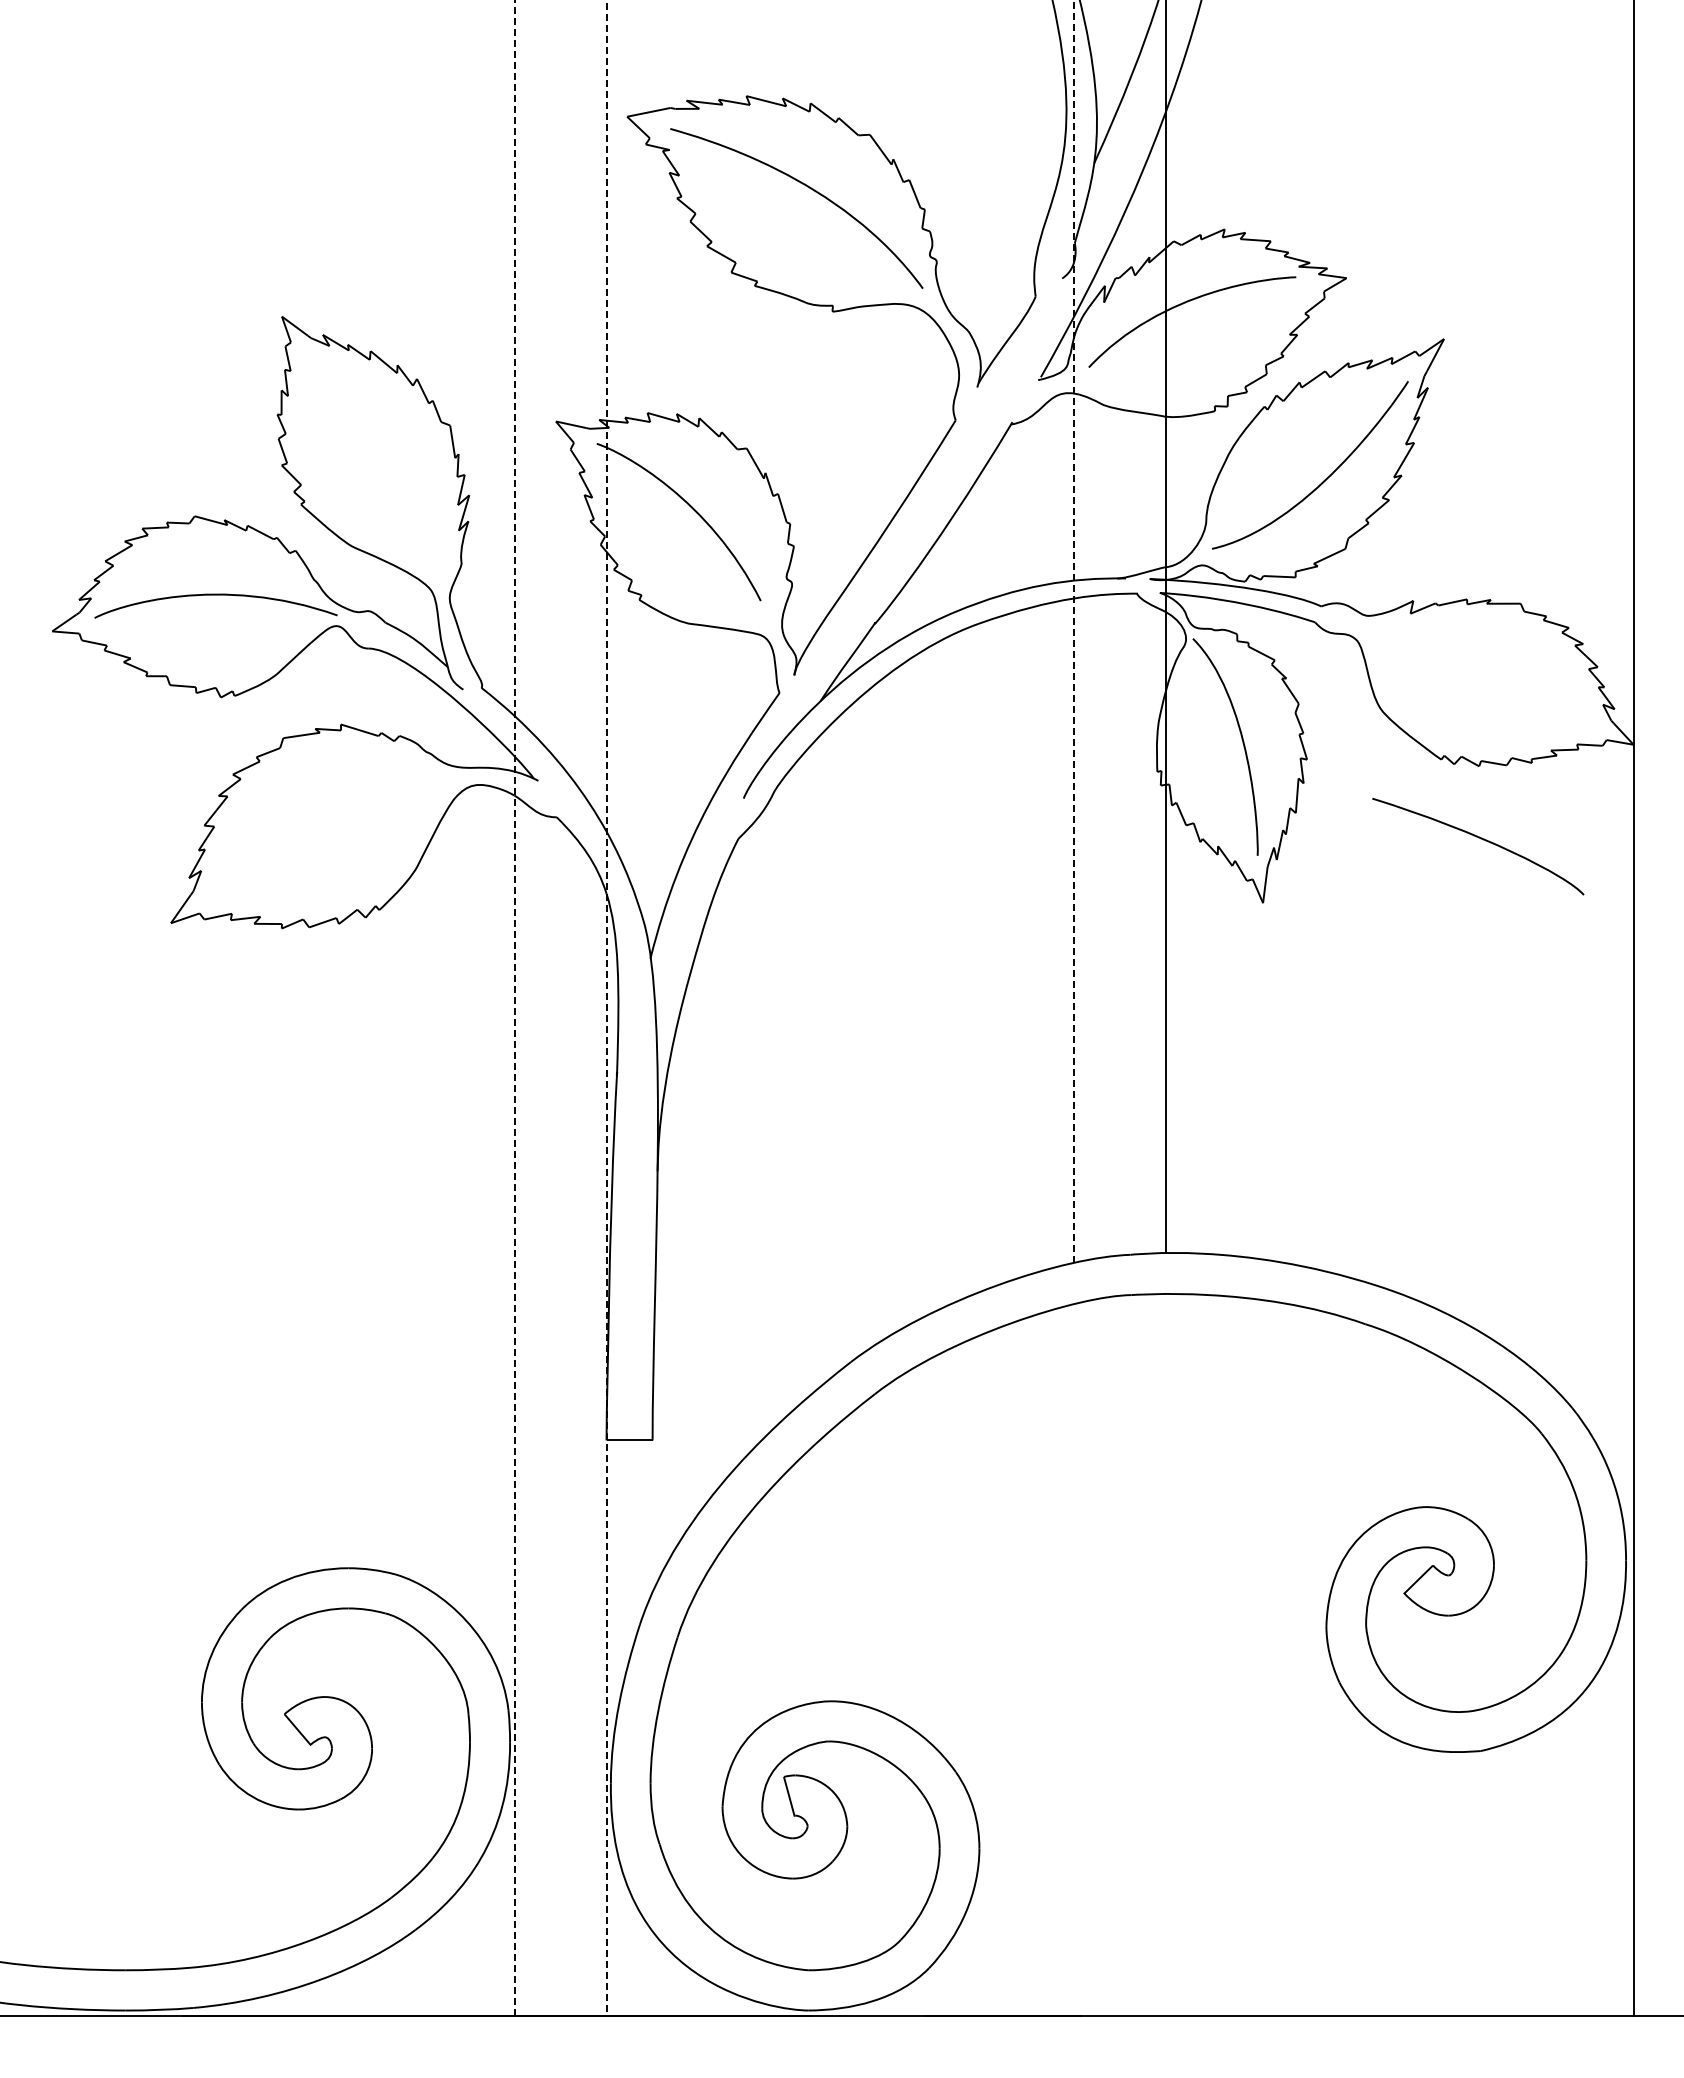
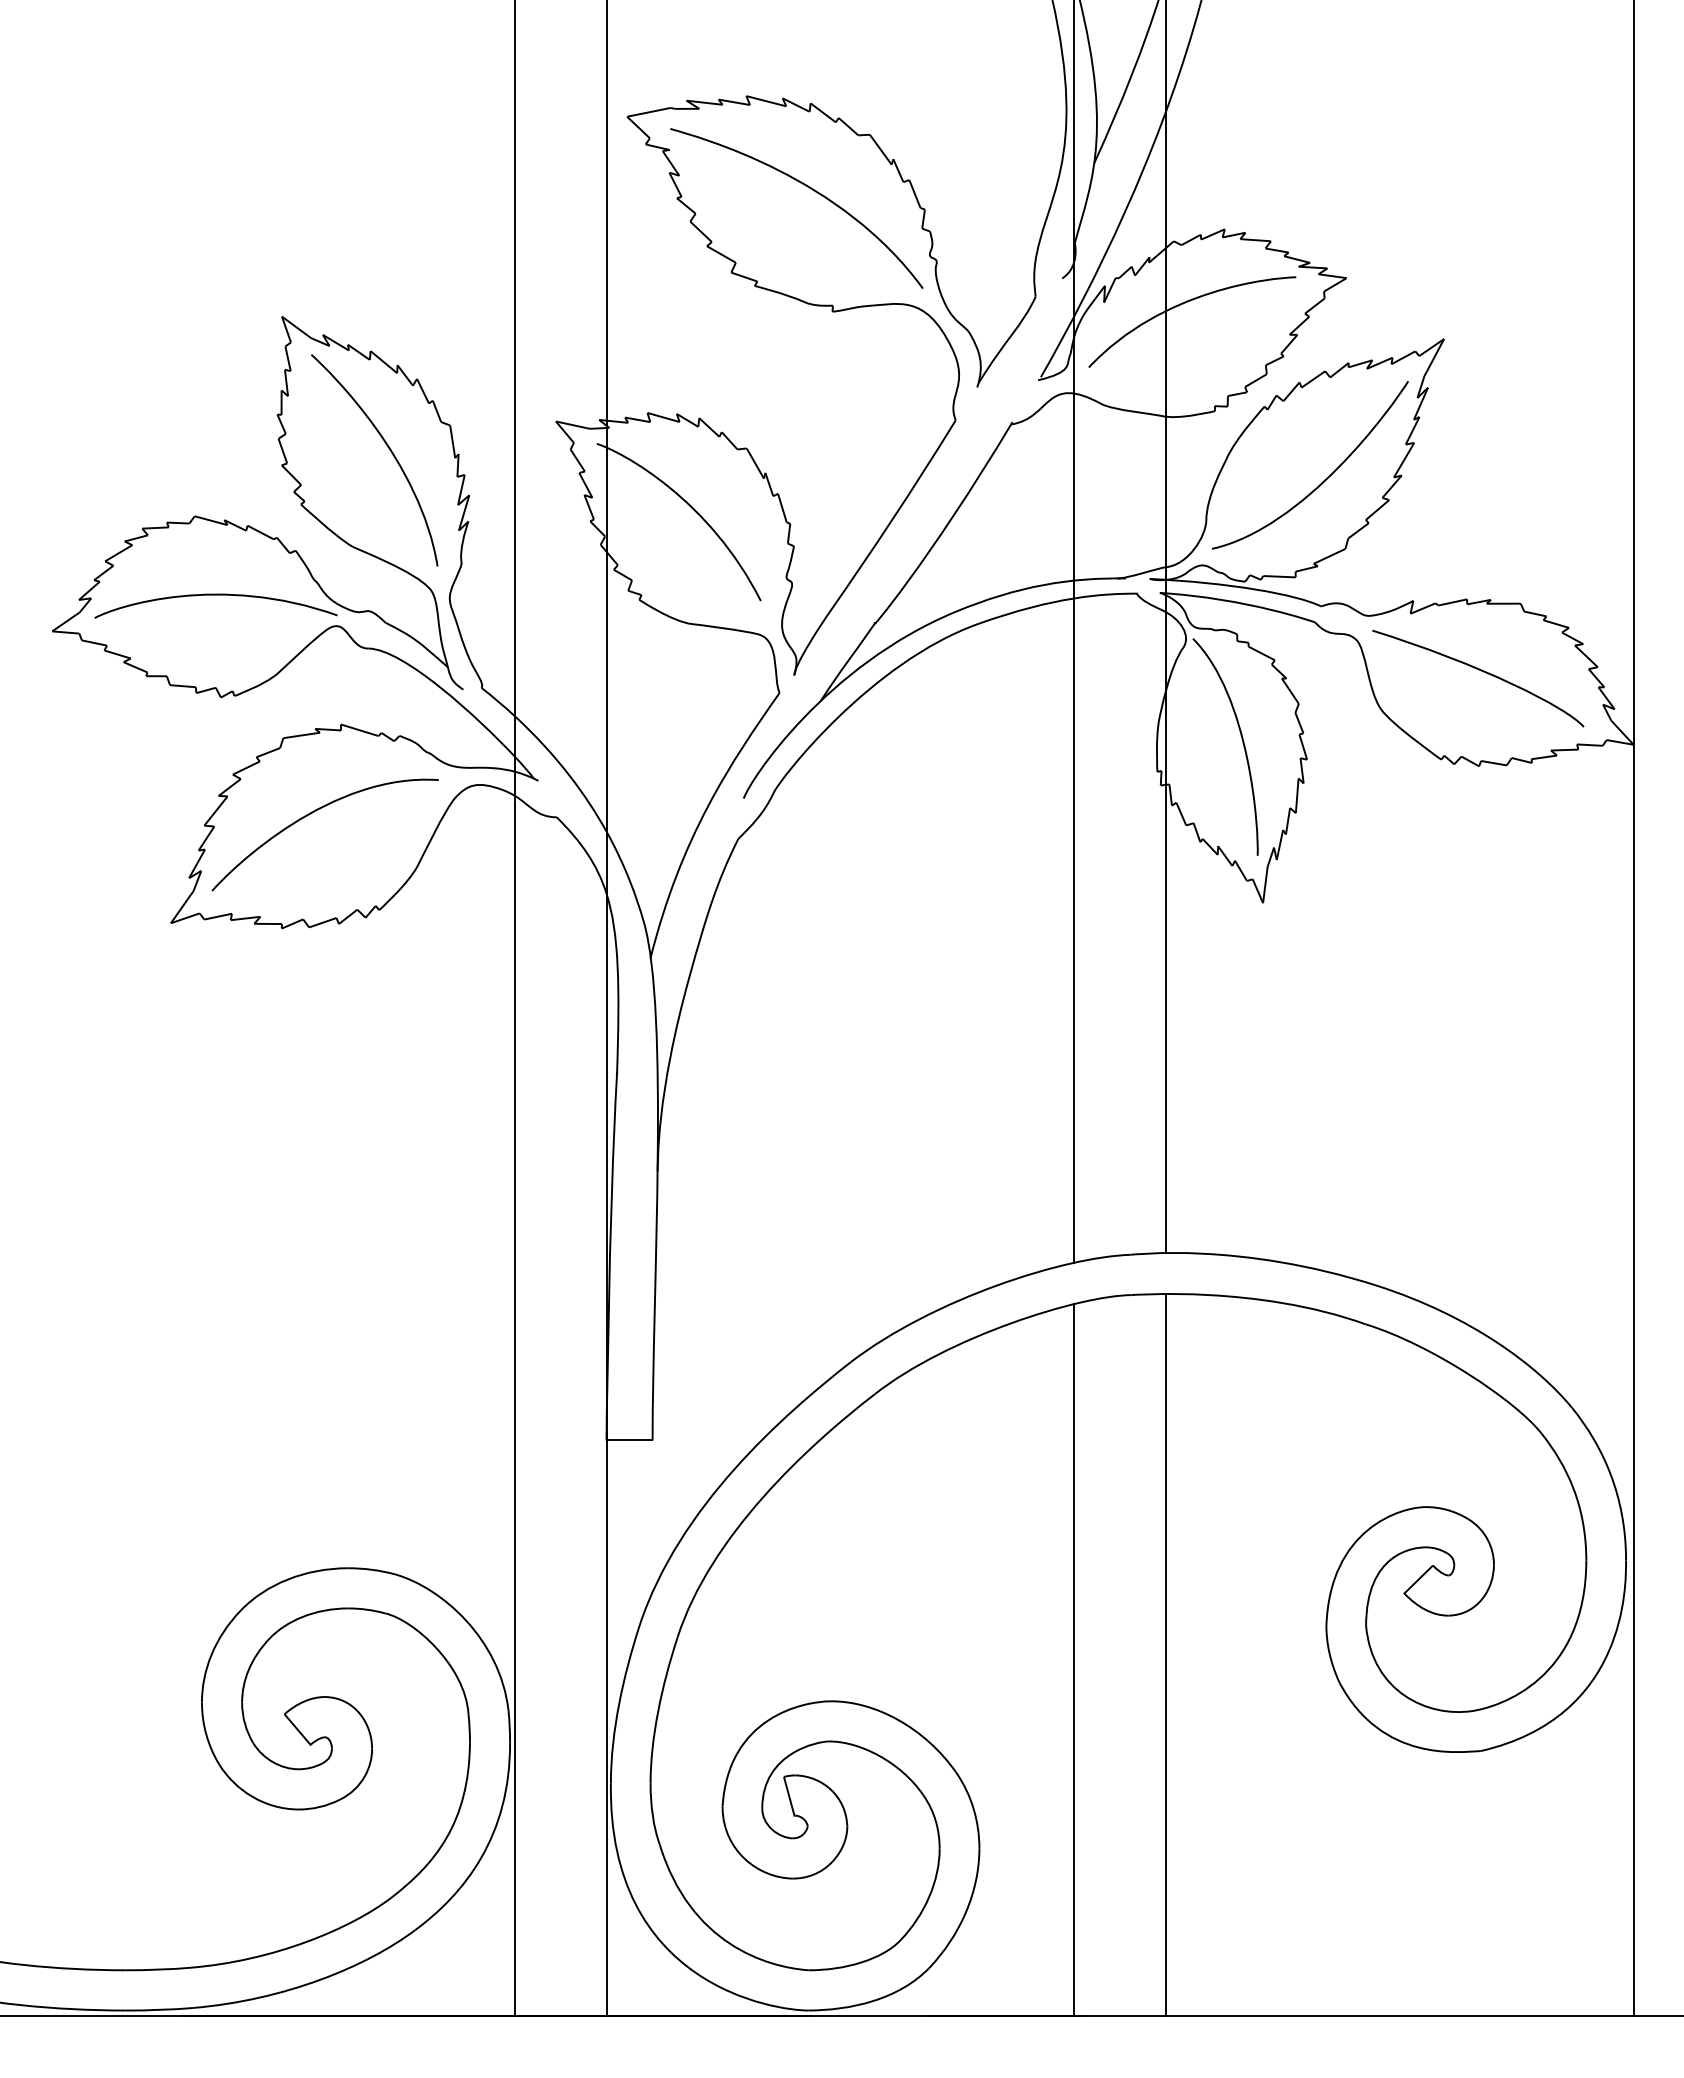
curve: none -> present (389, 450)
line: dashed -> solid (1074, 631)
curve: none -> present (314, 812)
curve position: (1481, 839) -> (1481, 671) (1481, 671)
line: dashed -> solid (514, 1007)
line: dashed -> solid (606, 1008)
line: none -> present (1166, 1654)
line: none -> present (1074, 1659)
